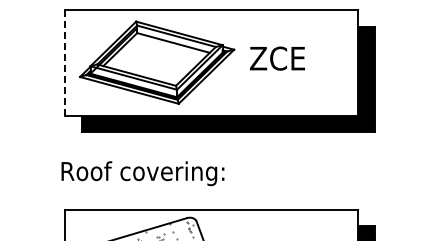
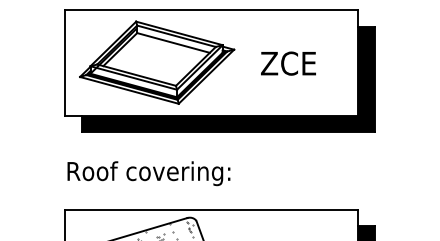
text position: (277, 58) -> (288, 63) (288, 63)
line: dashed -> solid (65, 63)
text position: (142, 173) -> (148, 173) (148, 173)
